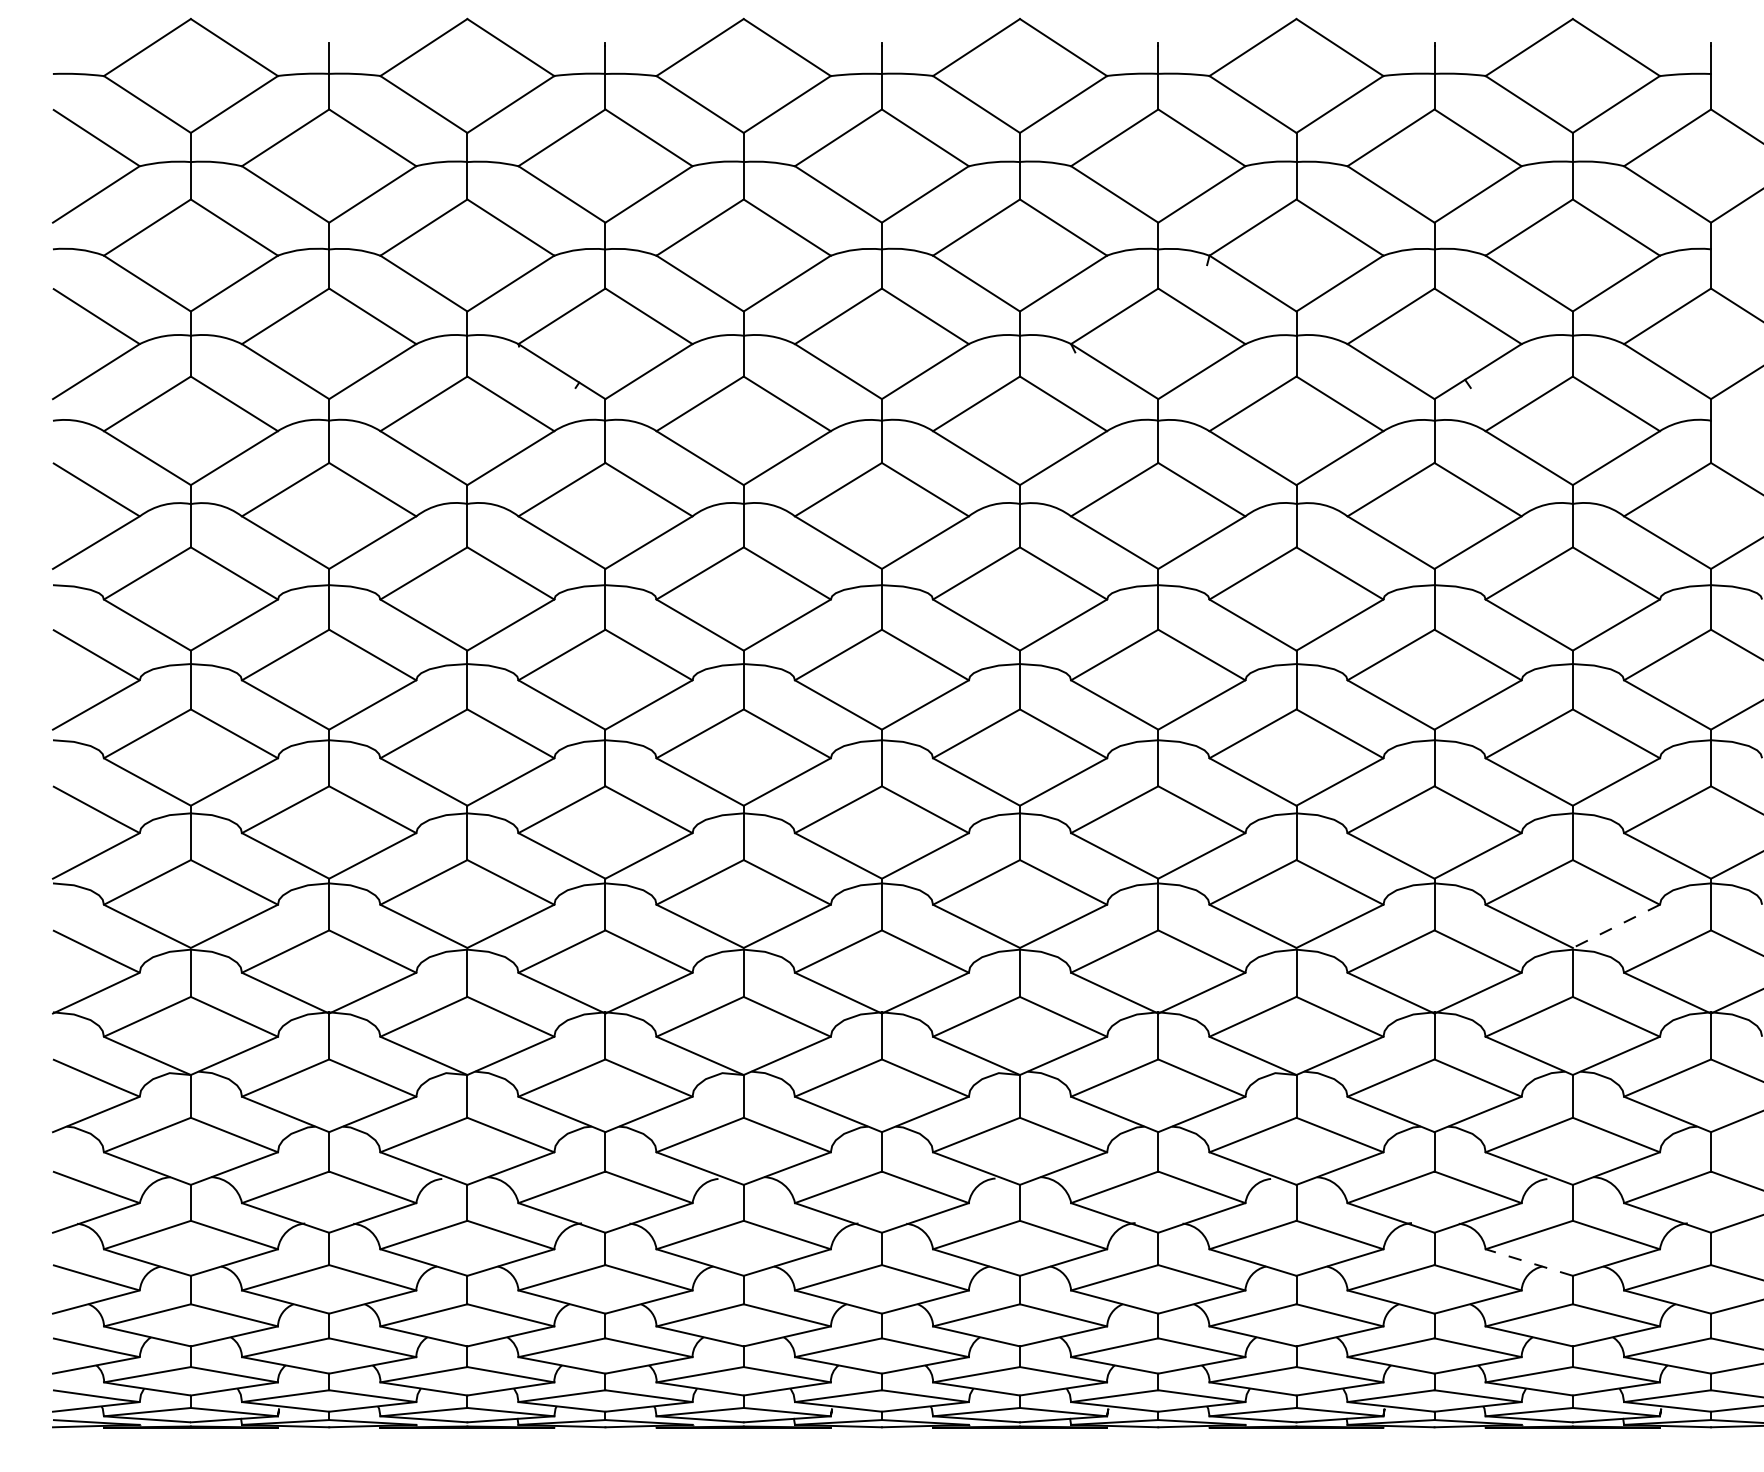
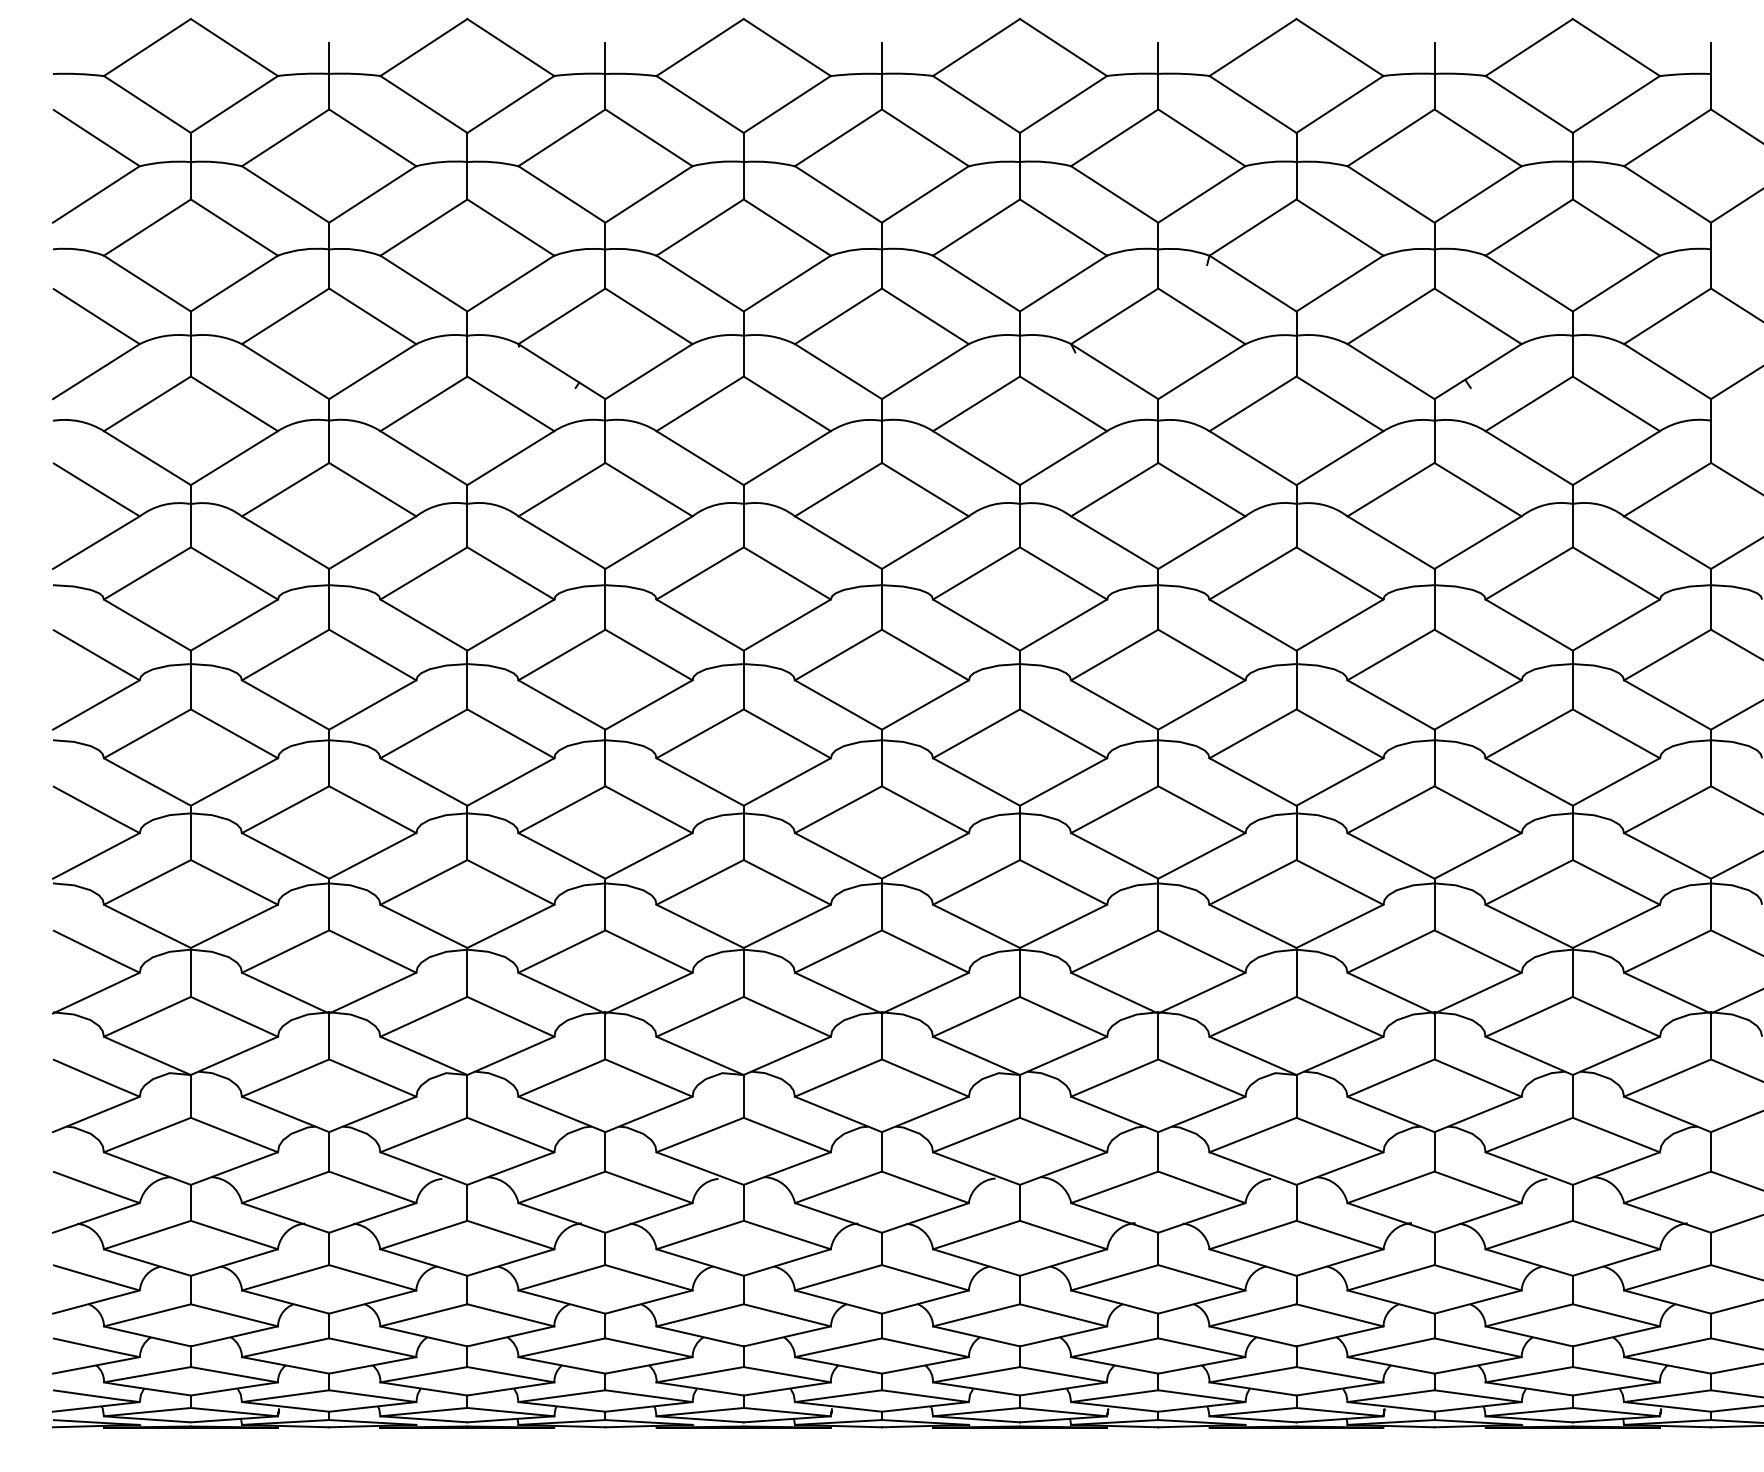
line: dashed -> solid (1616, 926)
line: dashed -> solid (1529, 1262)
